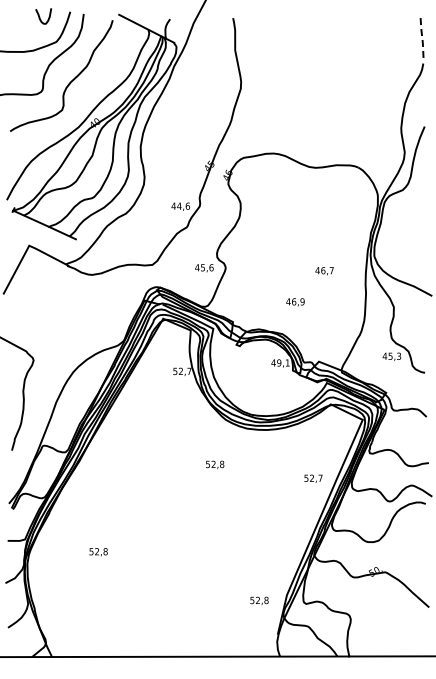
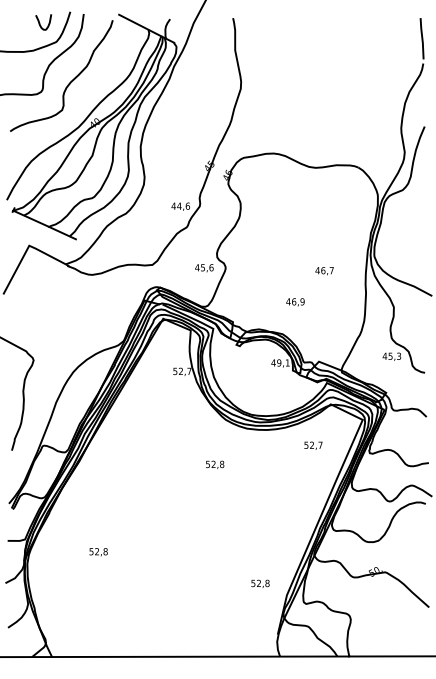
curve position: (40, 17) -> (40, 23) (40, 23)
line: dashed -> solid (422, 39)
text position: (313, 478) -> (313, 445) (313, 445)
text position: (259, 600) -> (260, 583) (260, 583)
